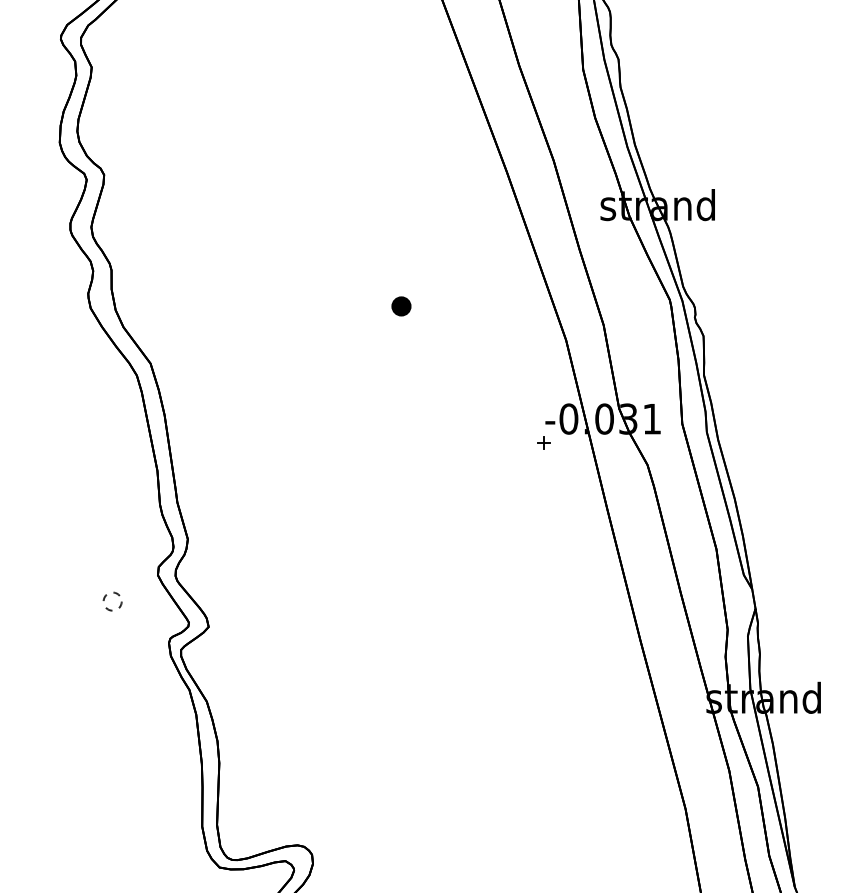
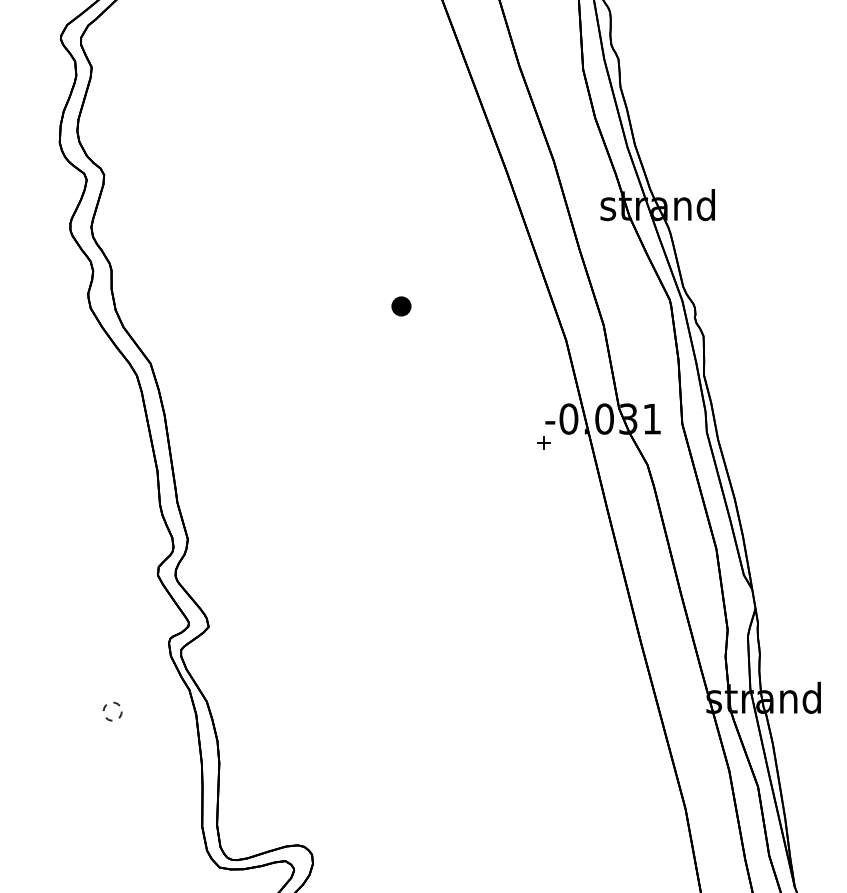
part position: (105, 598) -> (105, 708) (105, 708)
